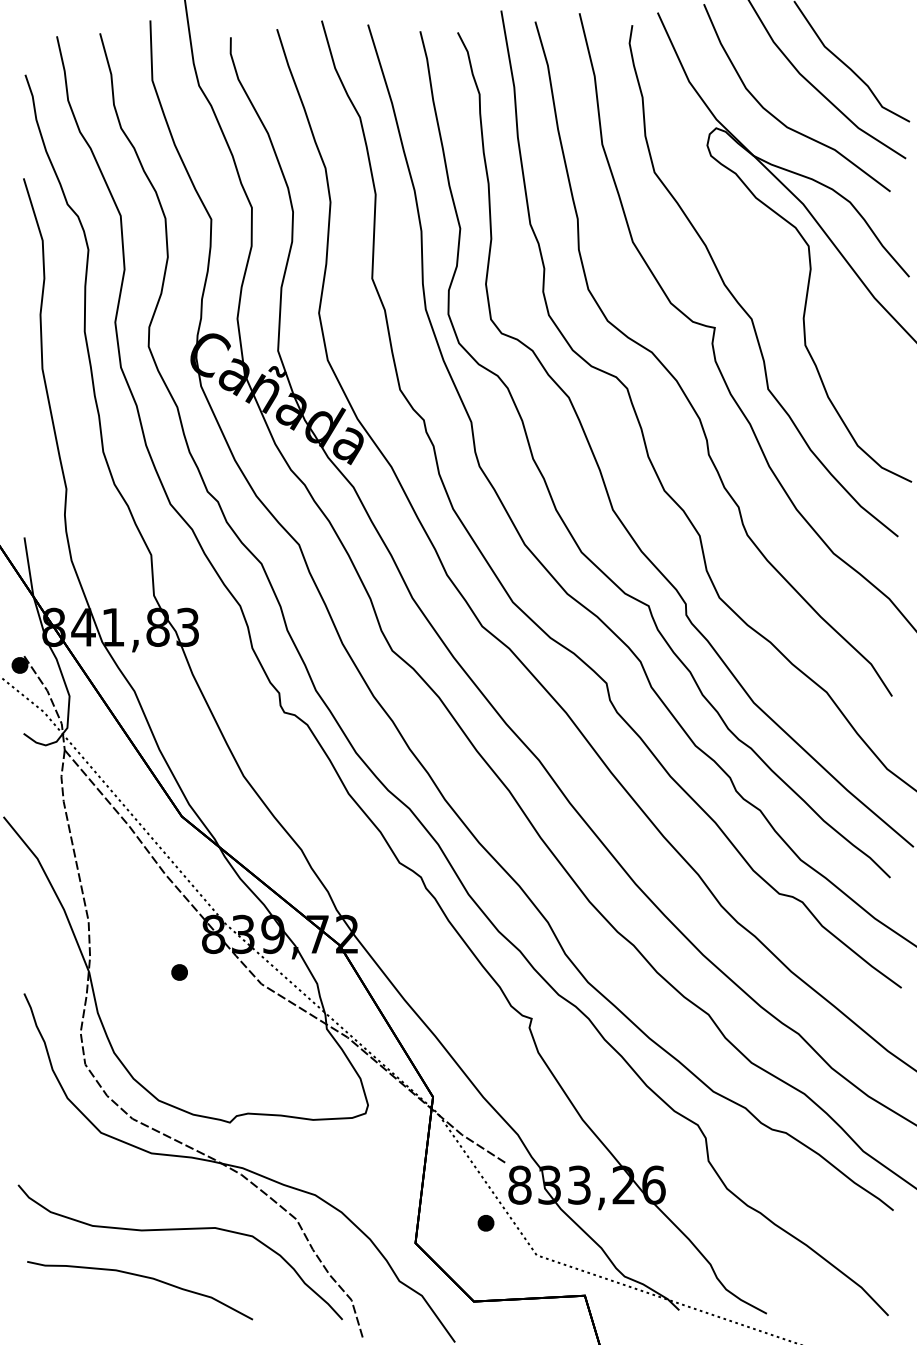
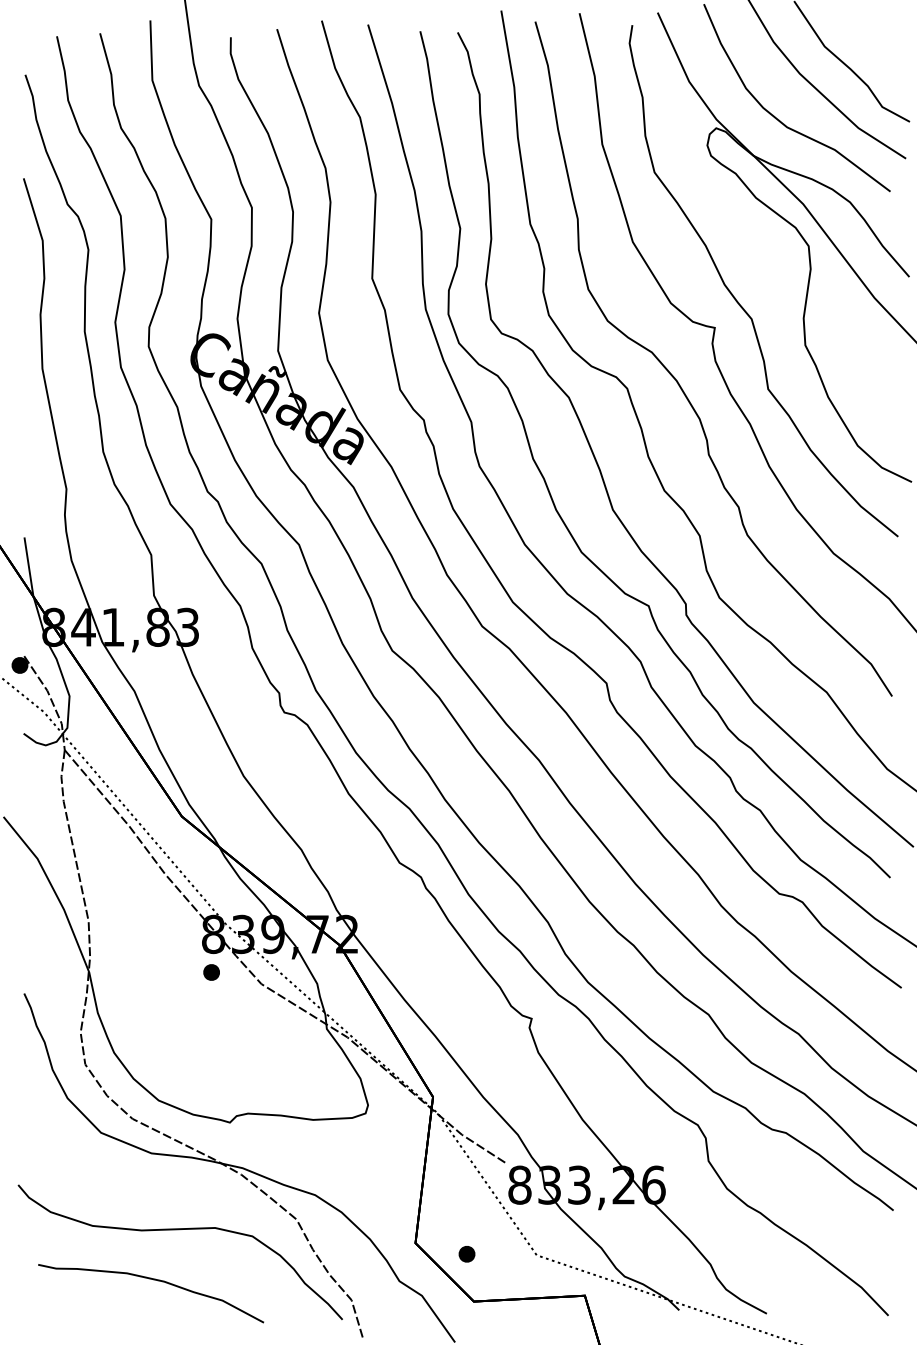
part position: (179, 972) -> (211, 972) (211, 972)
part position: (485, 1223) -> (466, 1254) (466, 1254)
curve position: (142, 1277) -> (153, 1280) (153, 1280)
